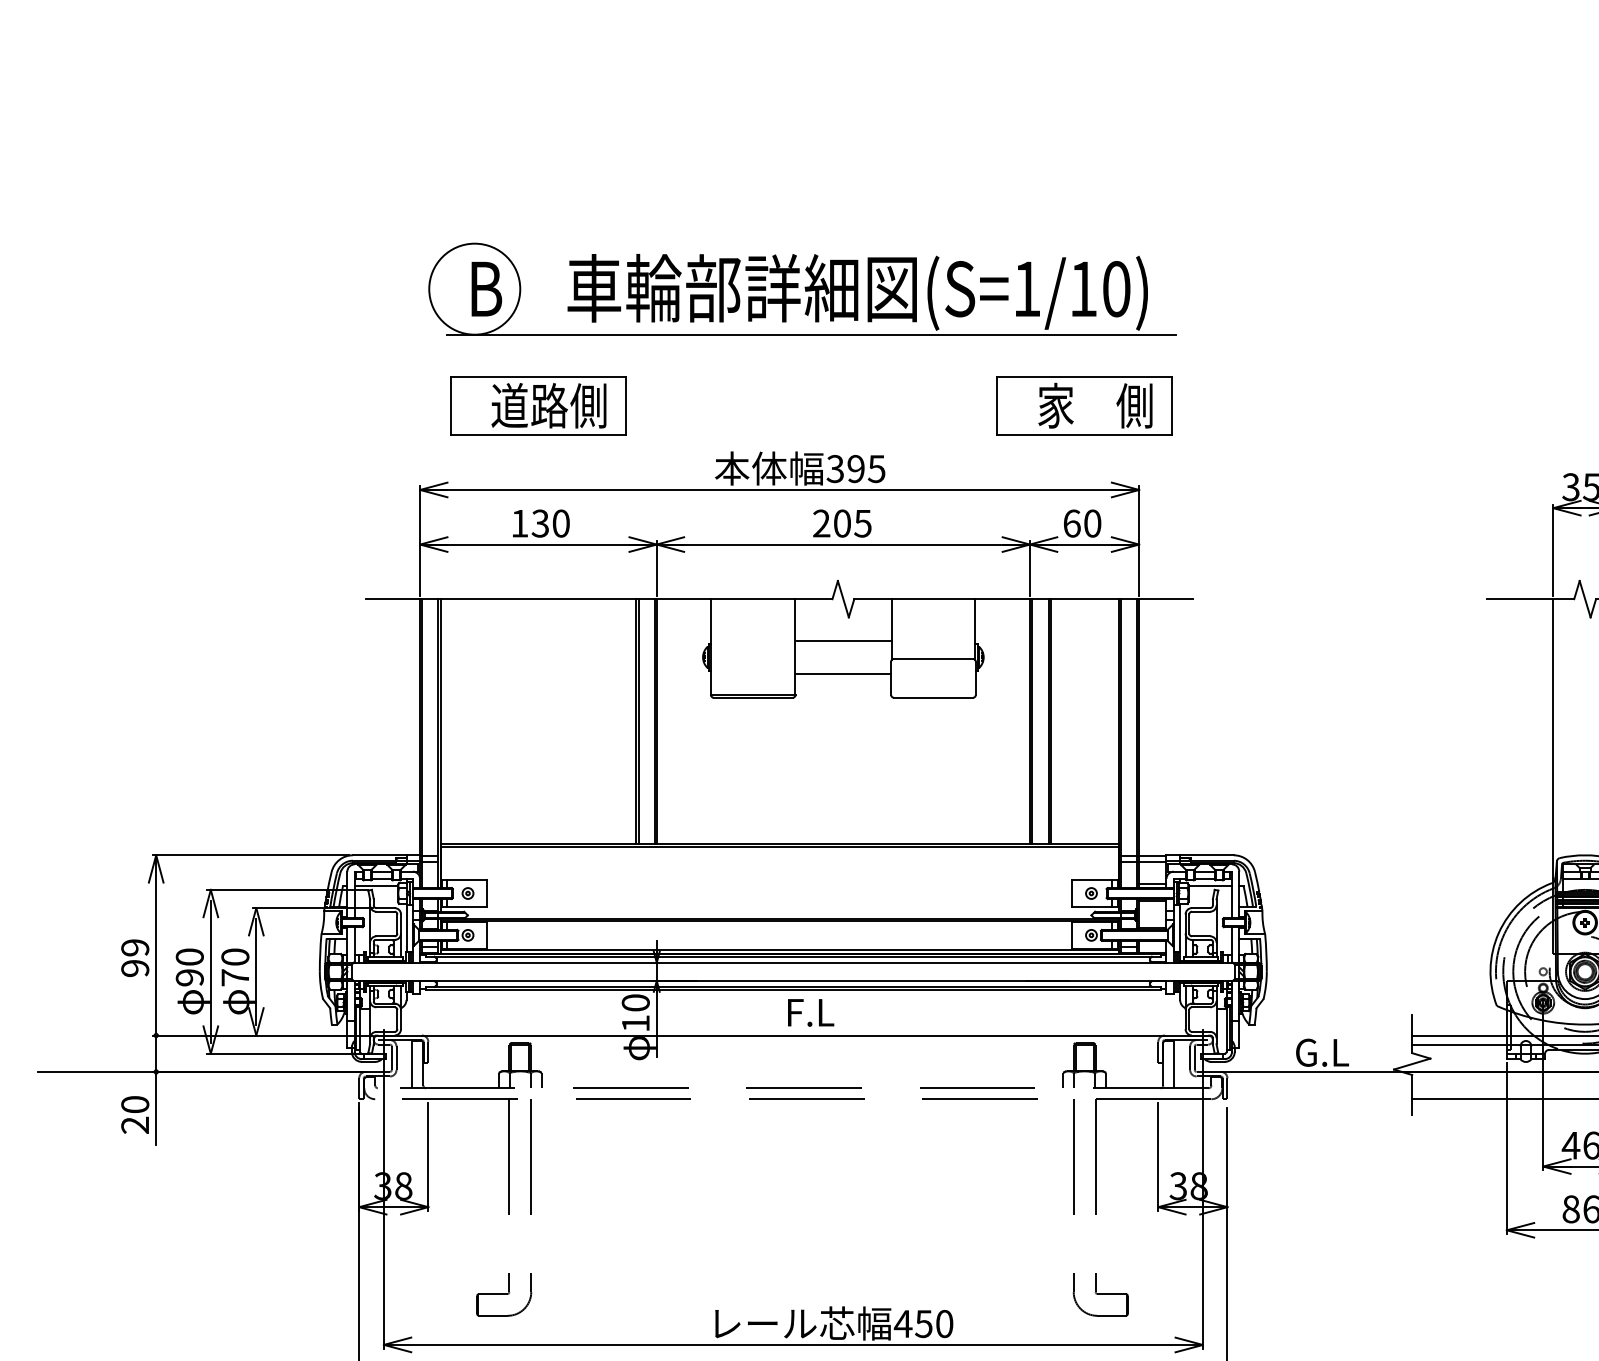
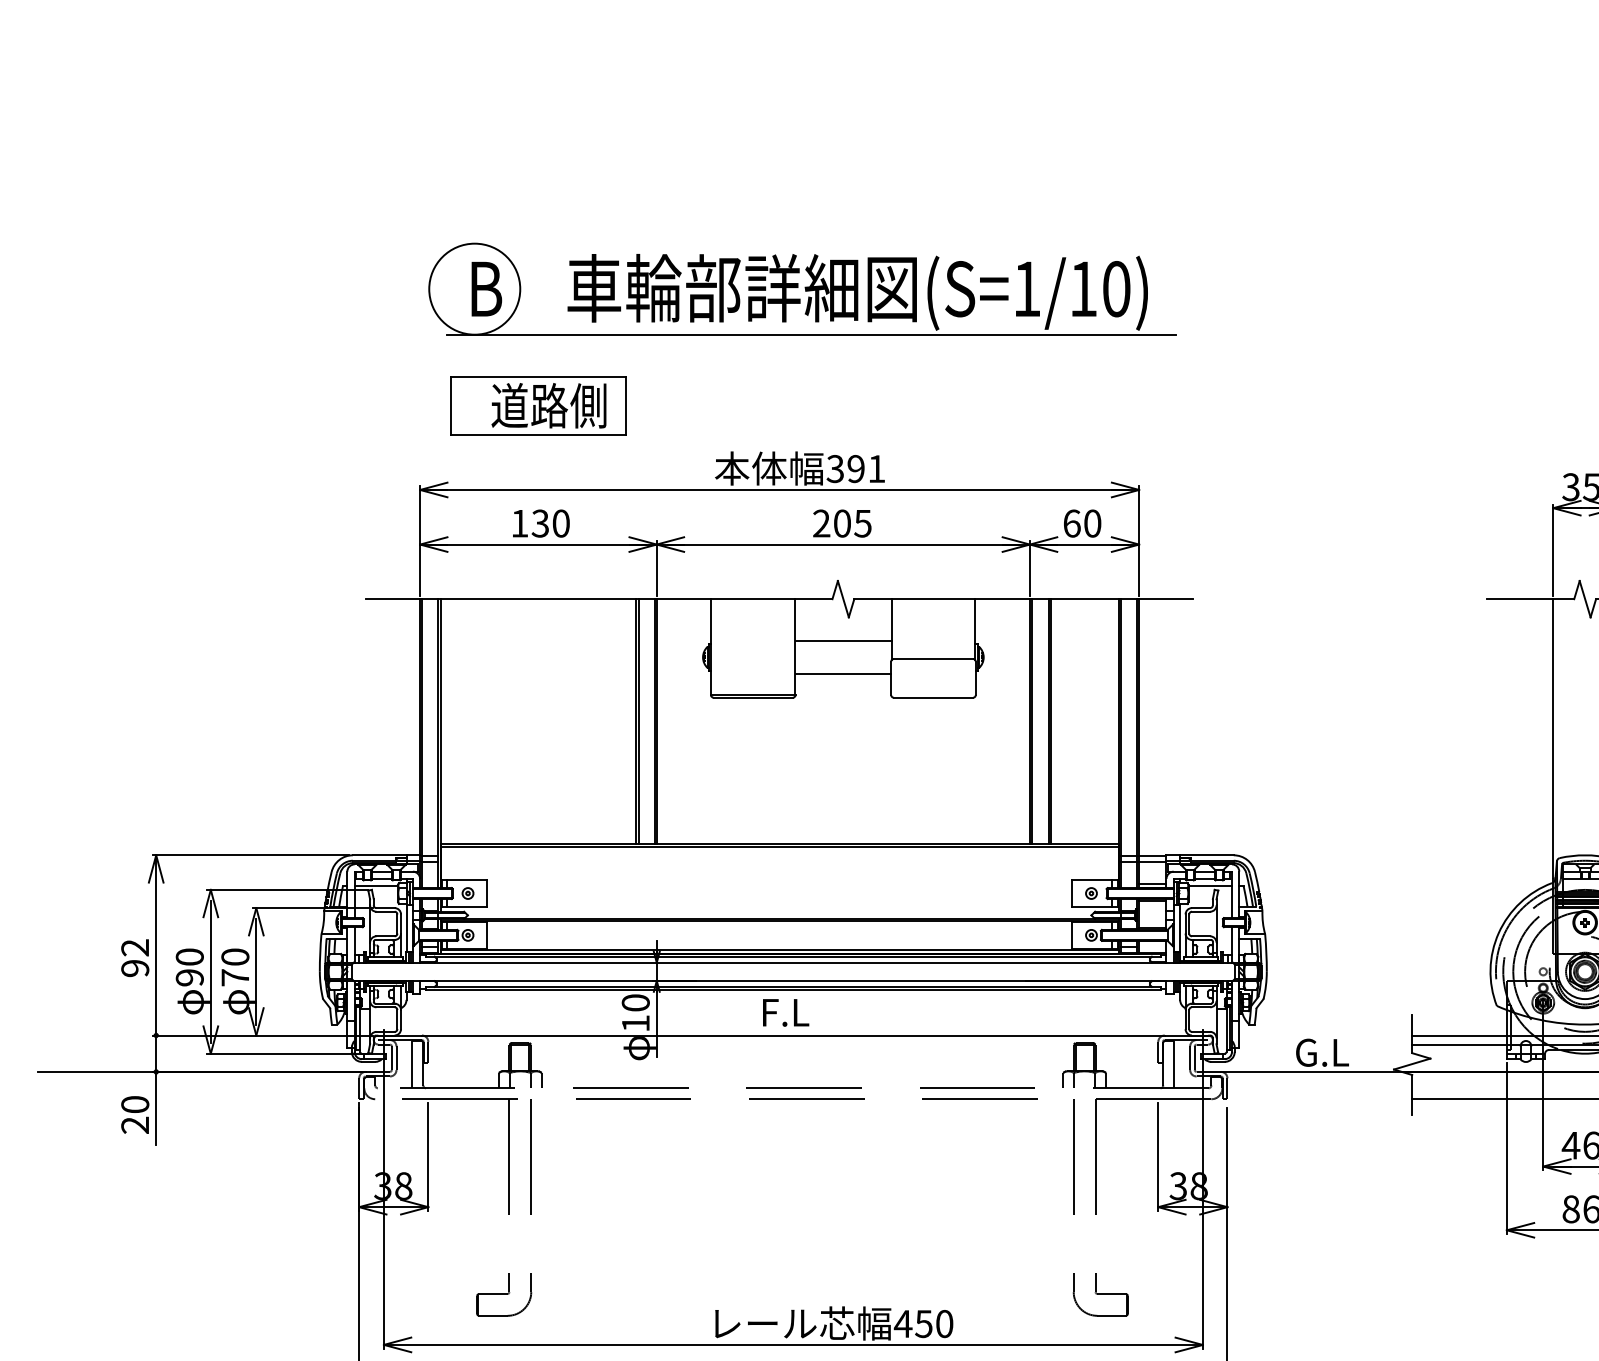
part: present -> none (1084, 405)
text: 395 -> 391 (876, 469)
text: 99 -> 92 (135, 947)
text position: (811, 1012) -> (786, 1012) (786, 1012)
